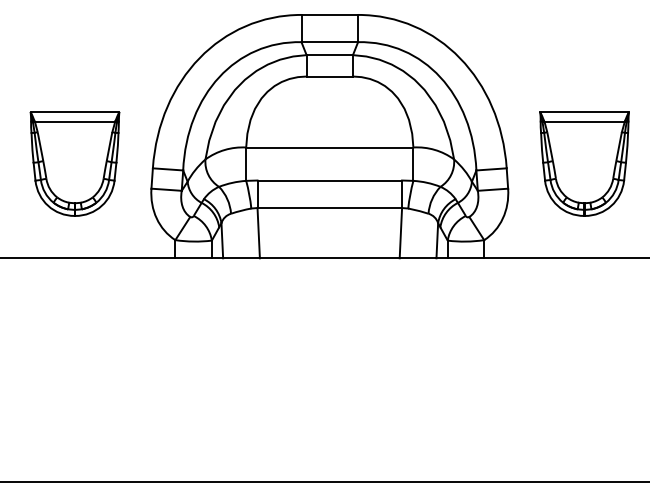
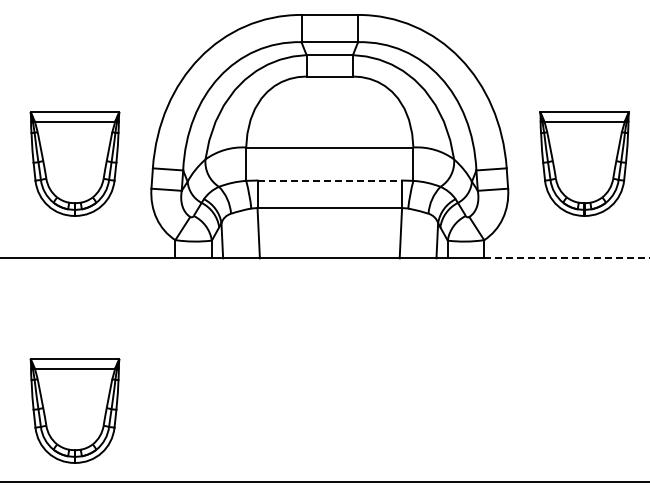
line: solid -> dashed (330, 180)
line: solid -> dashed (567, 258)
part: none -> present (74, 410)
